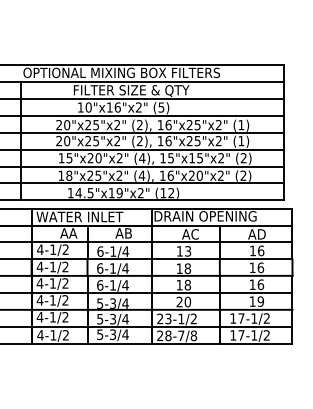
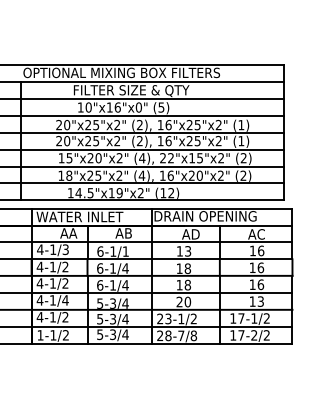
text: 10"x16"x2" -> 10"x16"x0" (138, 107)
text: 15"x15"x2" -> 22"x15"x2" (166, 158)
text: AC -> AD (195, 234)
text: AD -> AC (261, 234)
text: 4-1/2 -> 4-1/3 (65, 250)
text: 6-1/4 -> 6-1/1 (125, 251)
text: 4-1/2 -> 4-1/4 (65, 300)
text: 19 -> 13 (260, 301)
text: 4-1/2 -> 1-1/2 (40, 335)
text: 17-1/2 -> 17-2/2 (253, 335)
